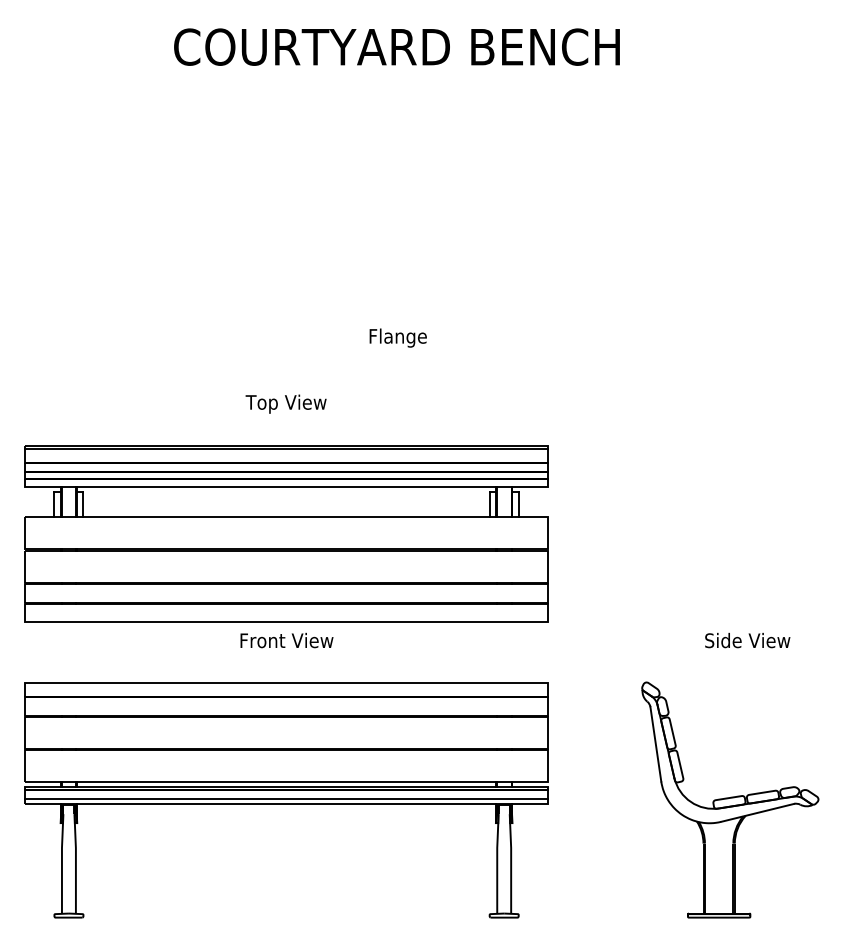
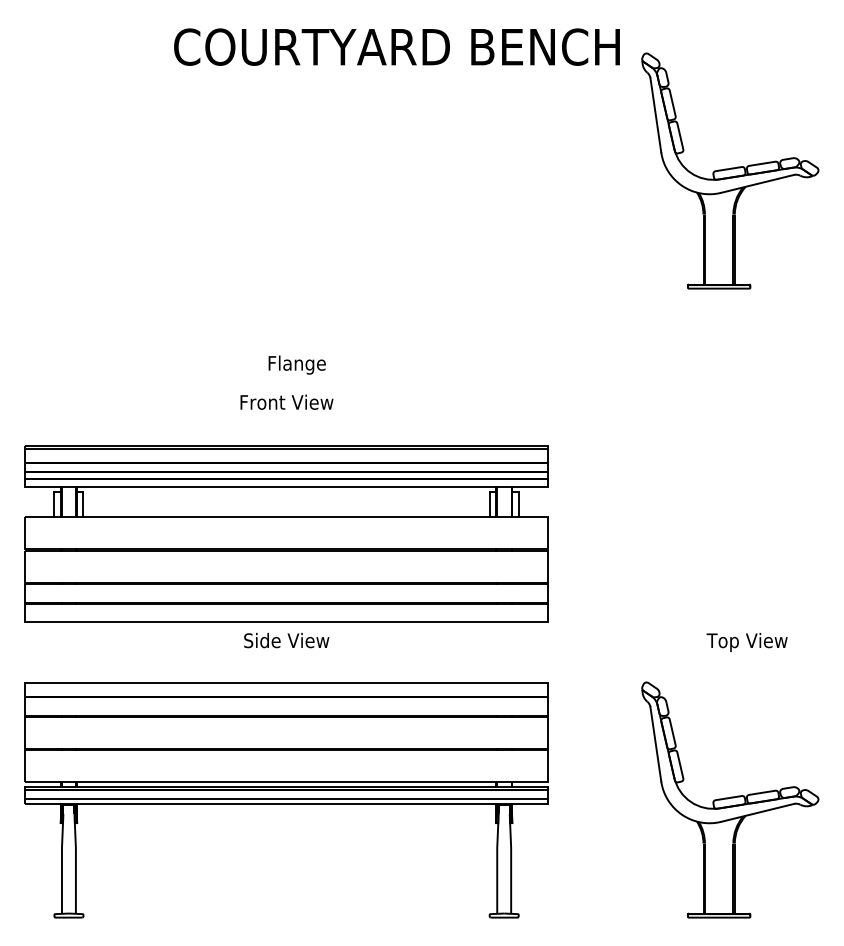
part: none -> present (730, 170)
text position: (397, 337) -> (296, 364) (296, 364)
text: Top View -> Front View (286, 403)
text: Front View -> Side View (286, 640)
text: Side View -> Top View (747, 642)
